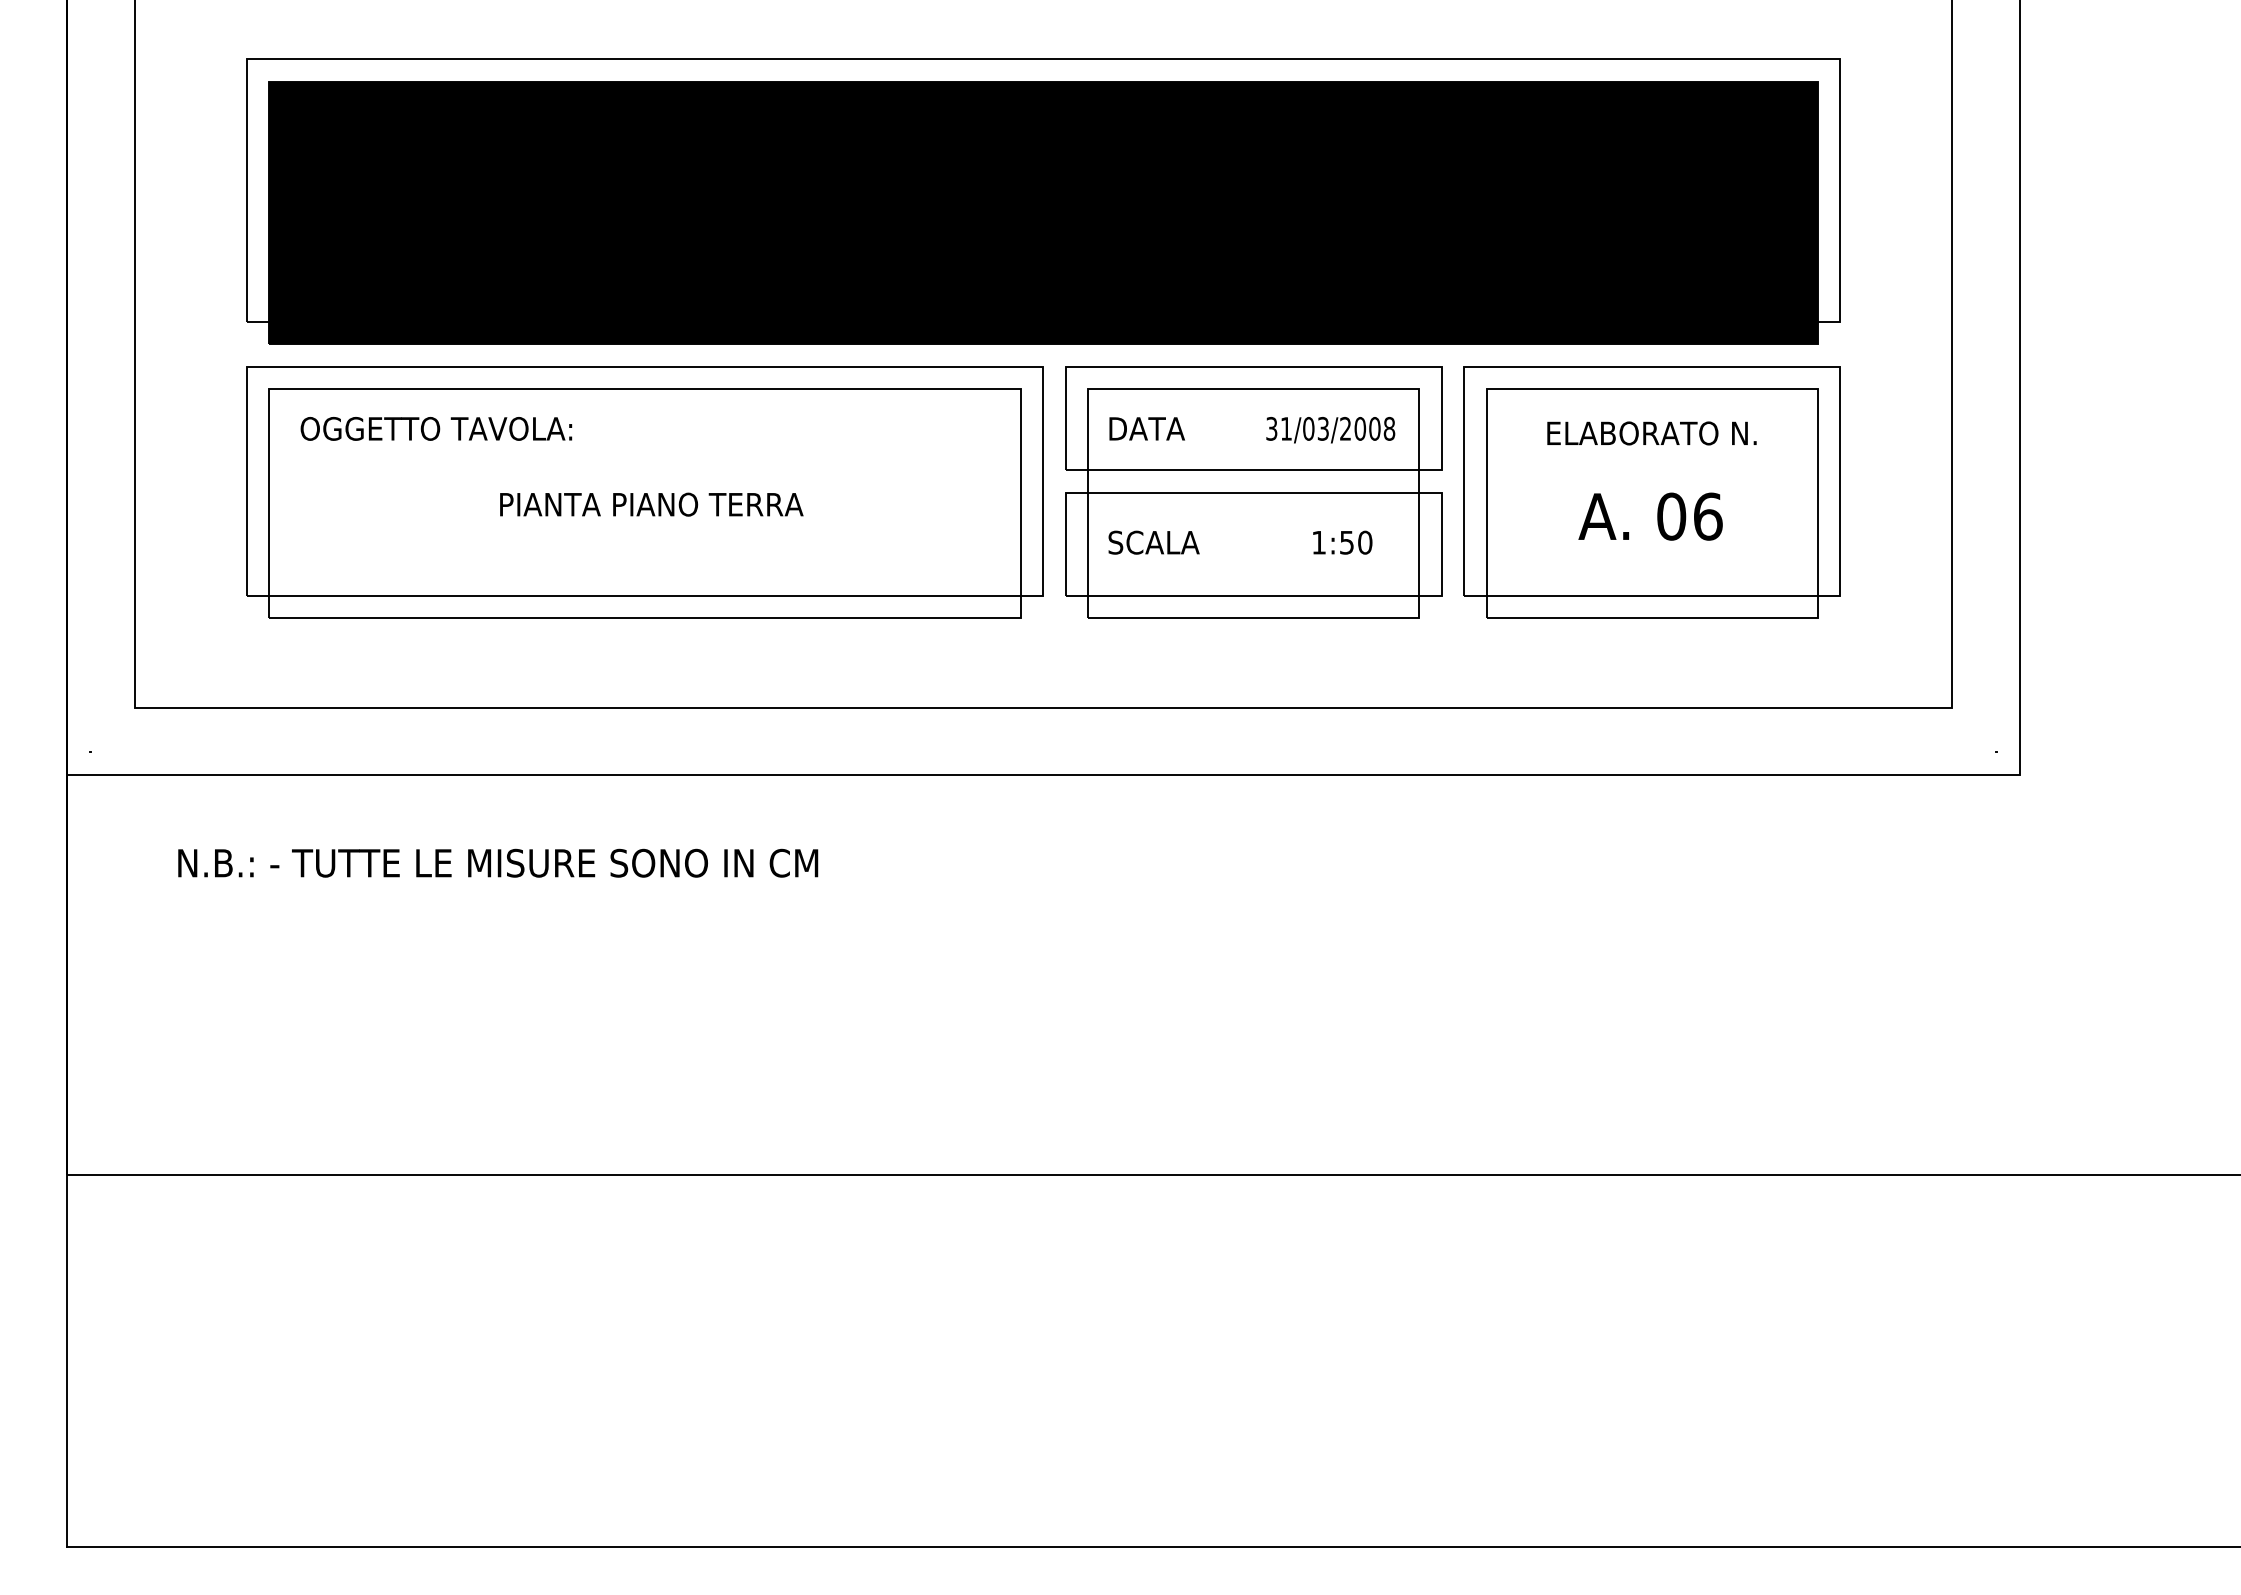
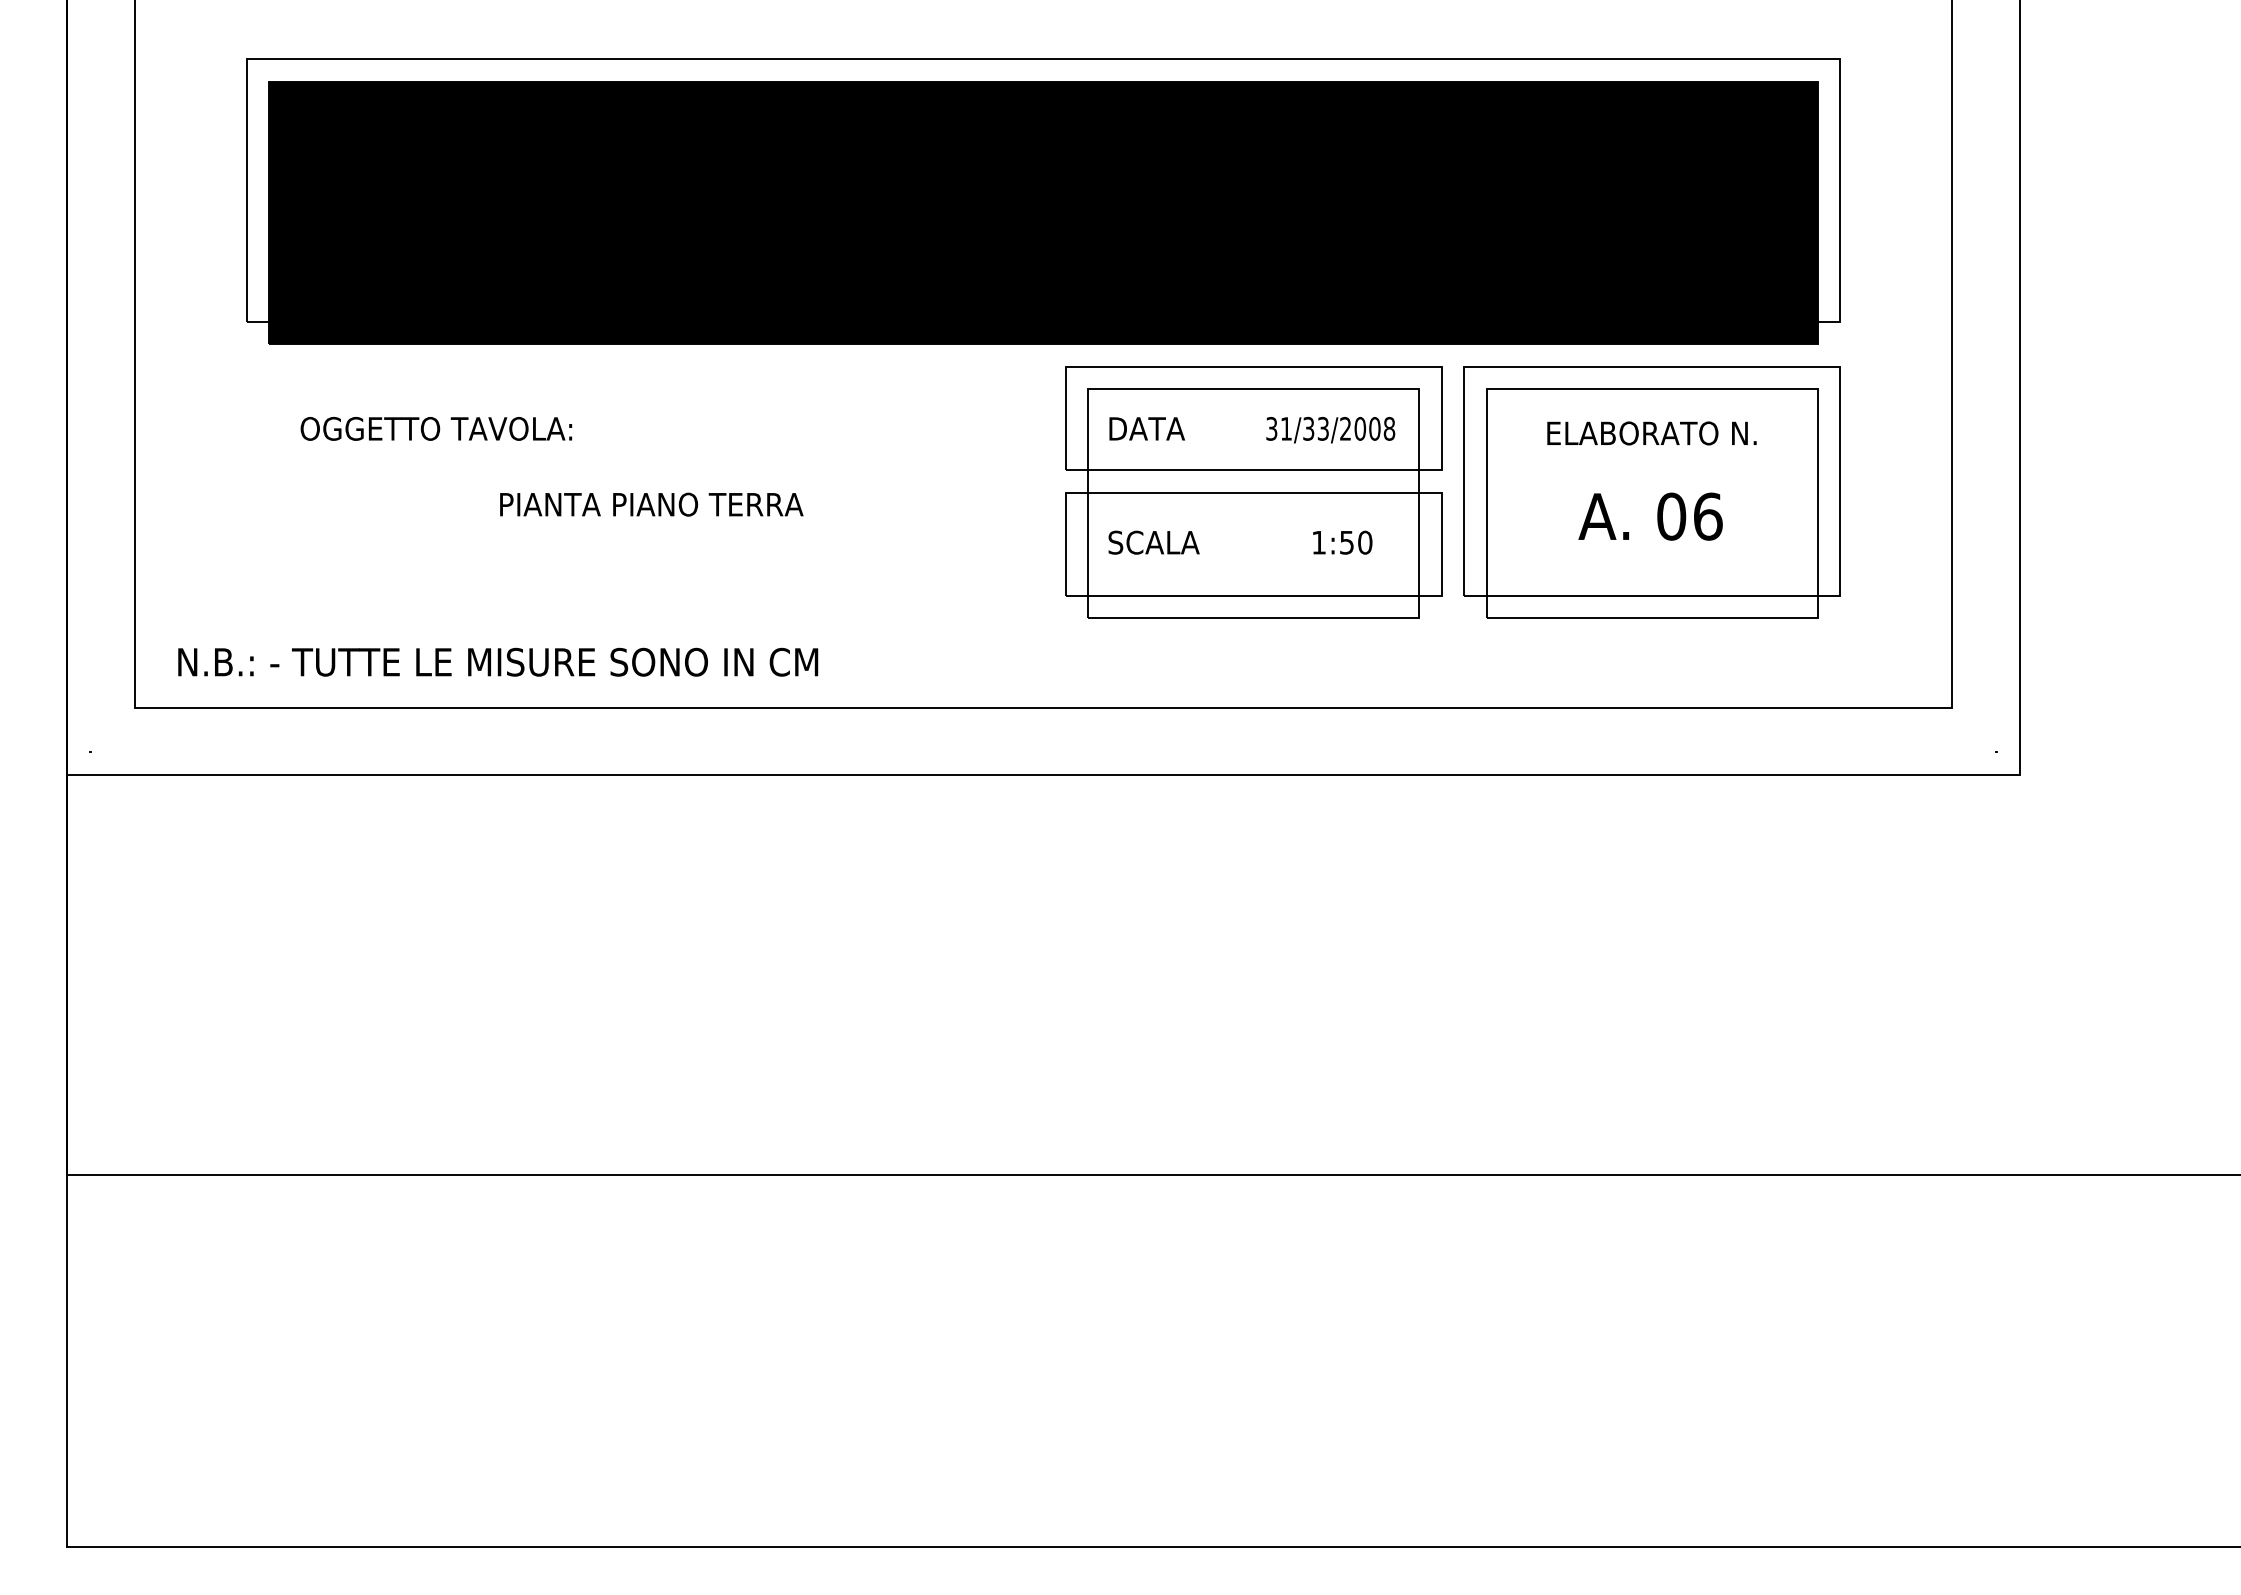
text: 31/03/2008 -> 31/33/2008 (1308, 428)
part: present -> none (644, 492)
text position: (498, 862) -> (498, 661) (498, 661)
